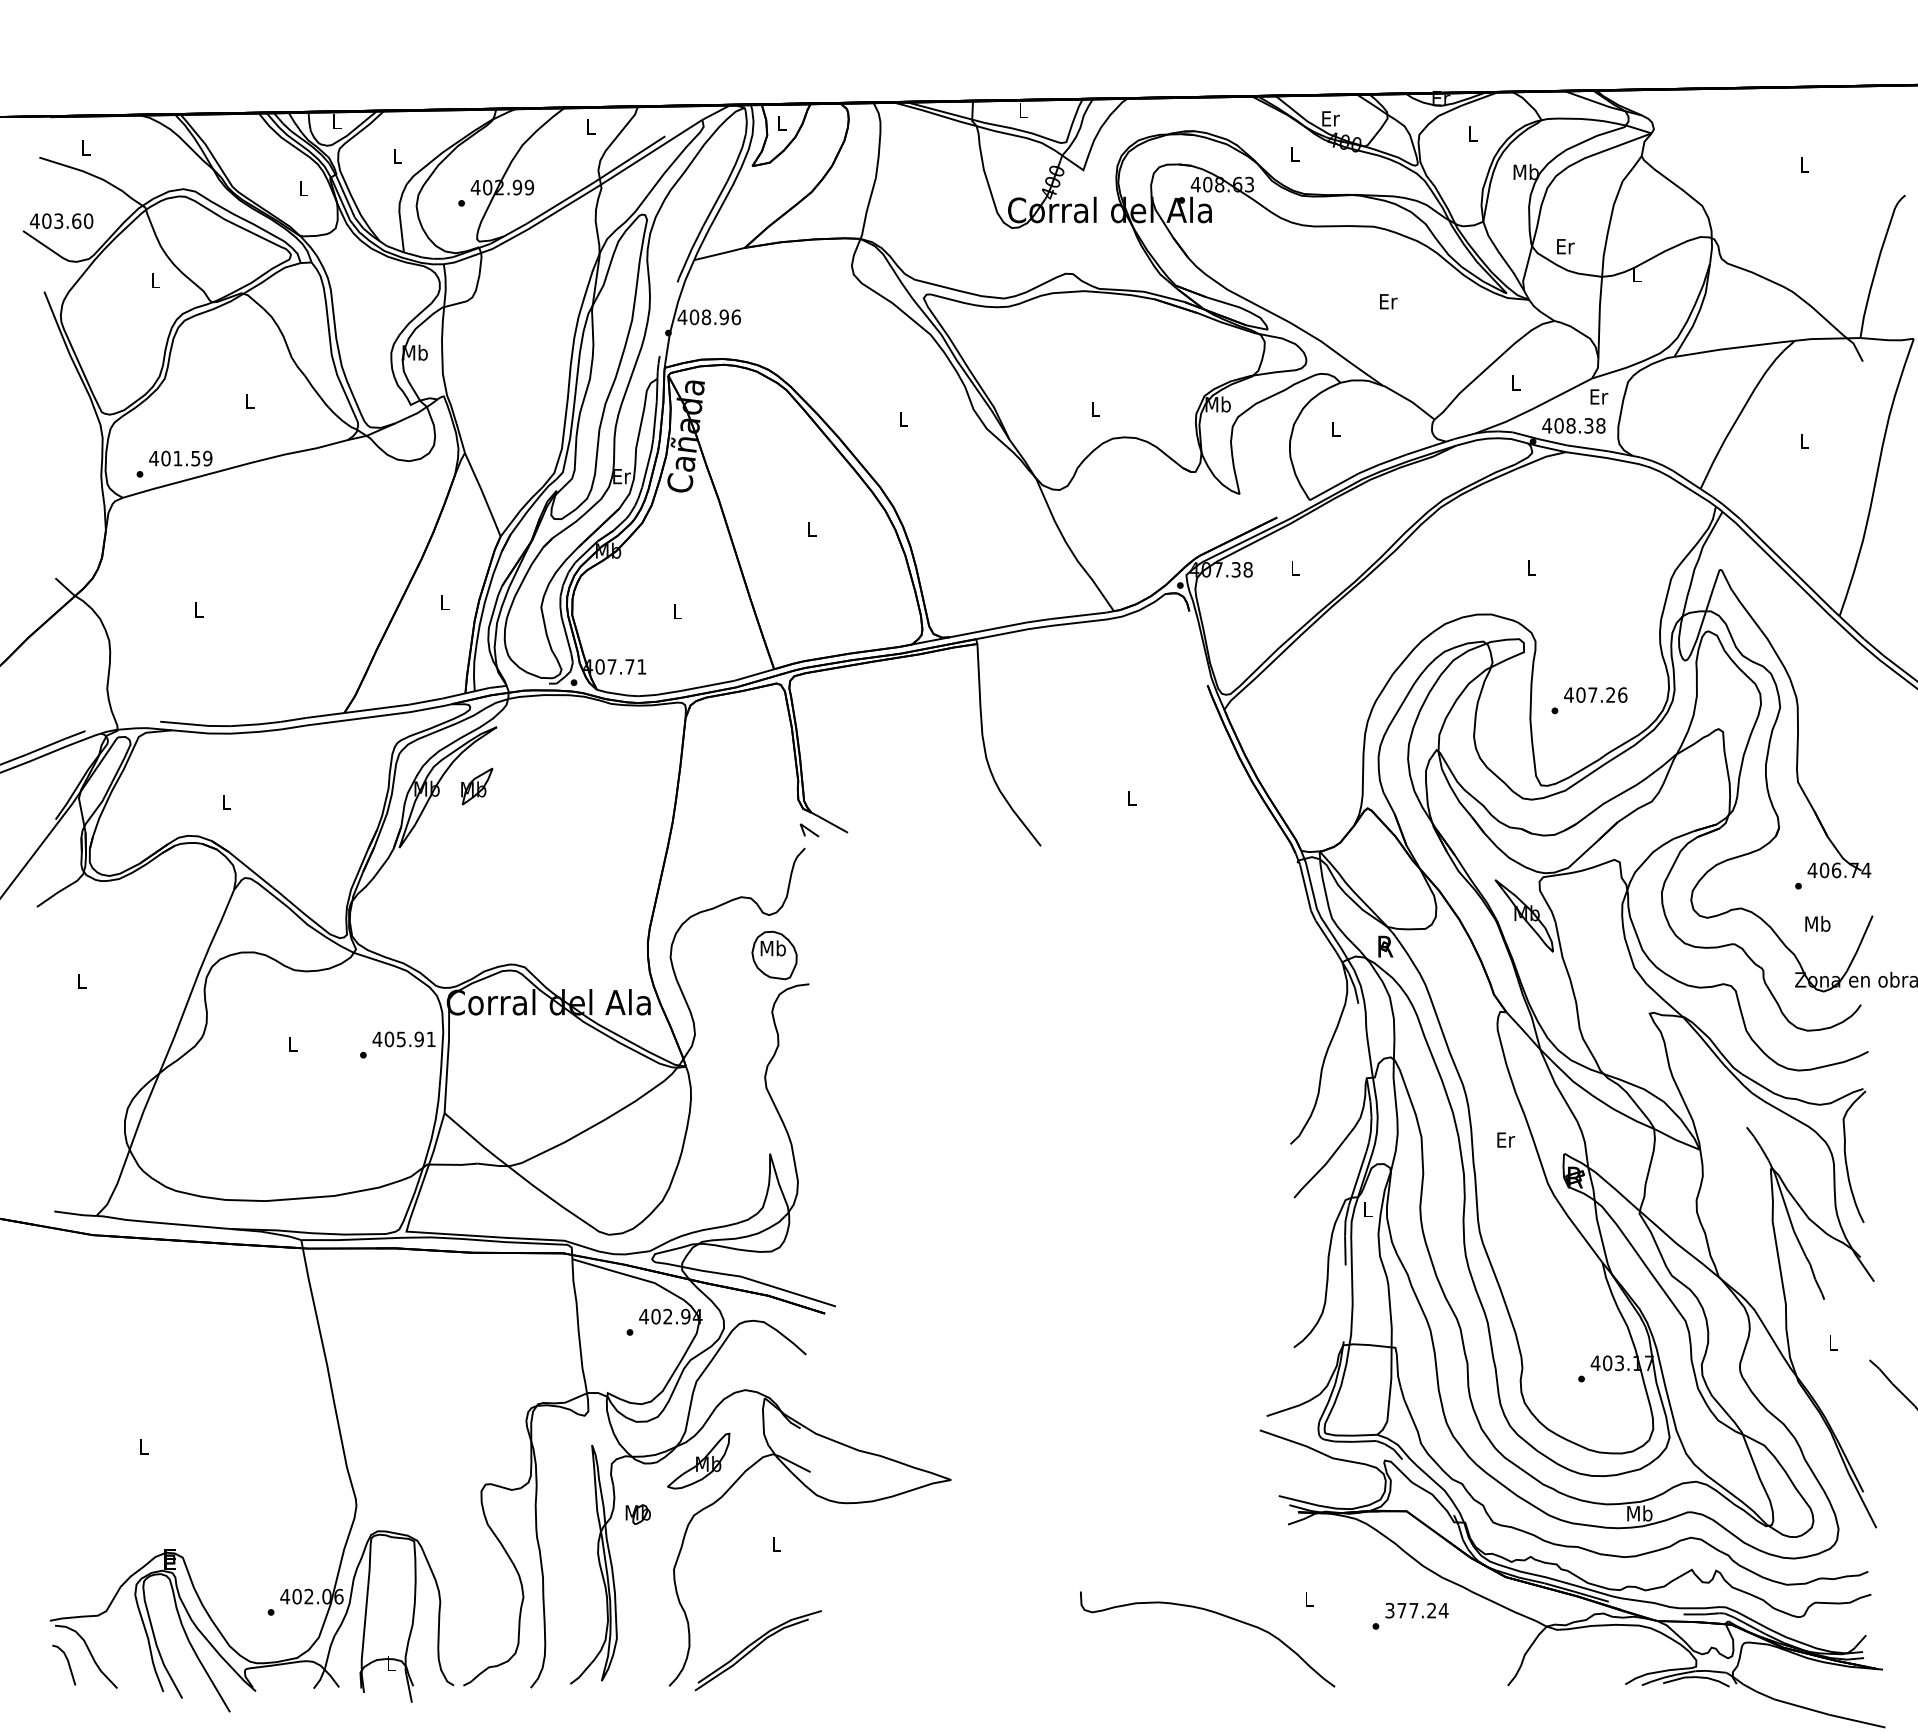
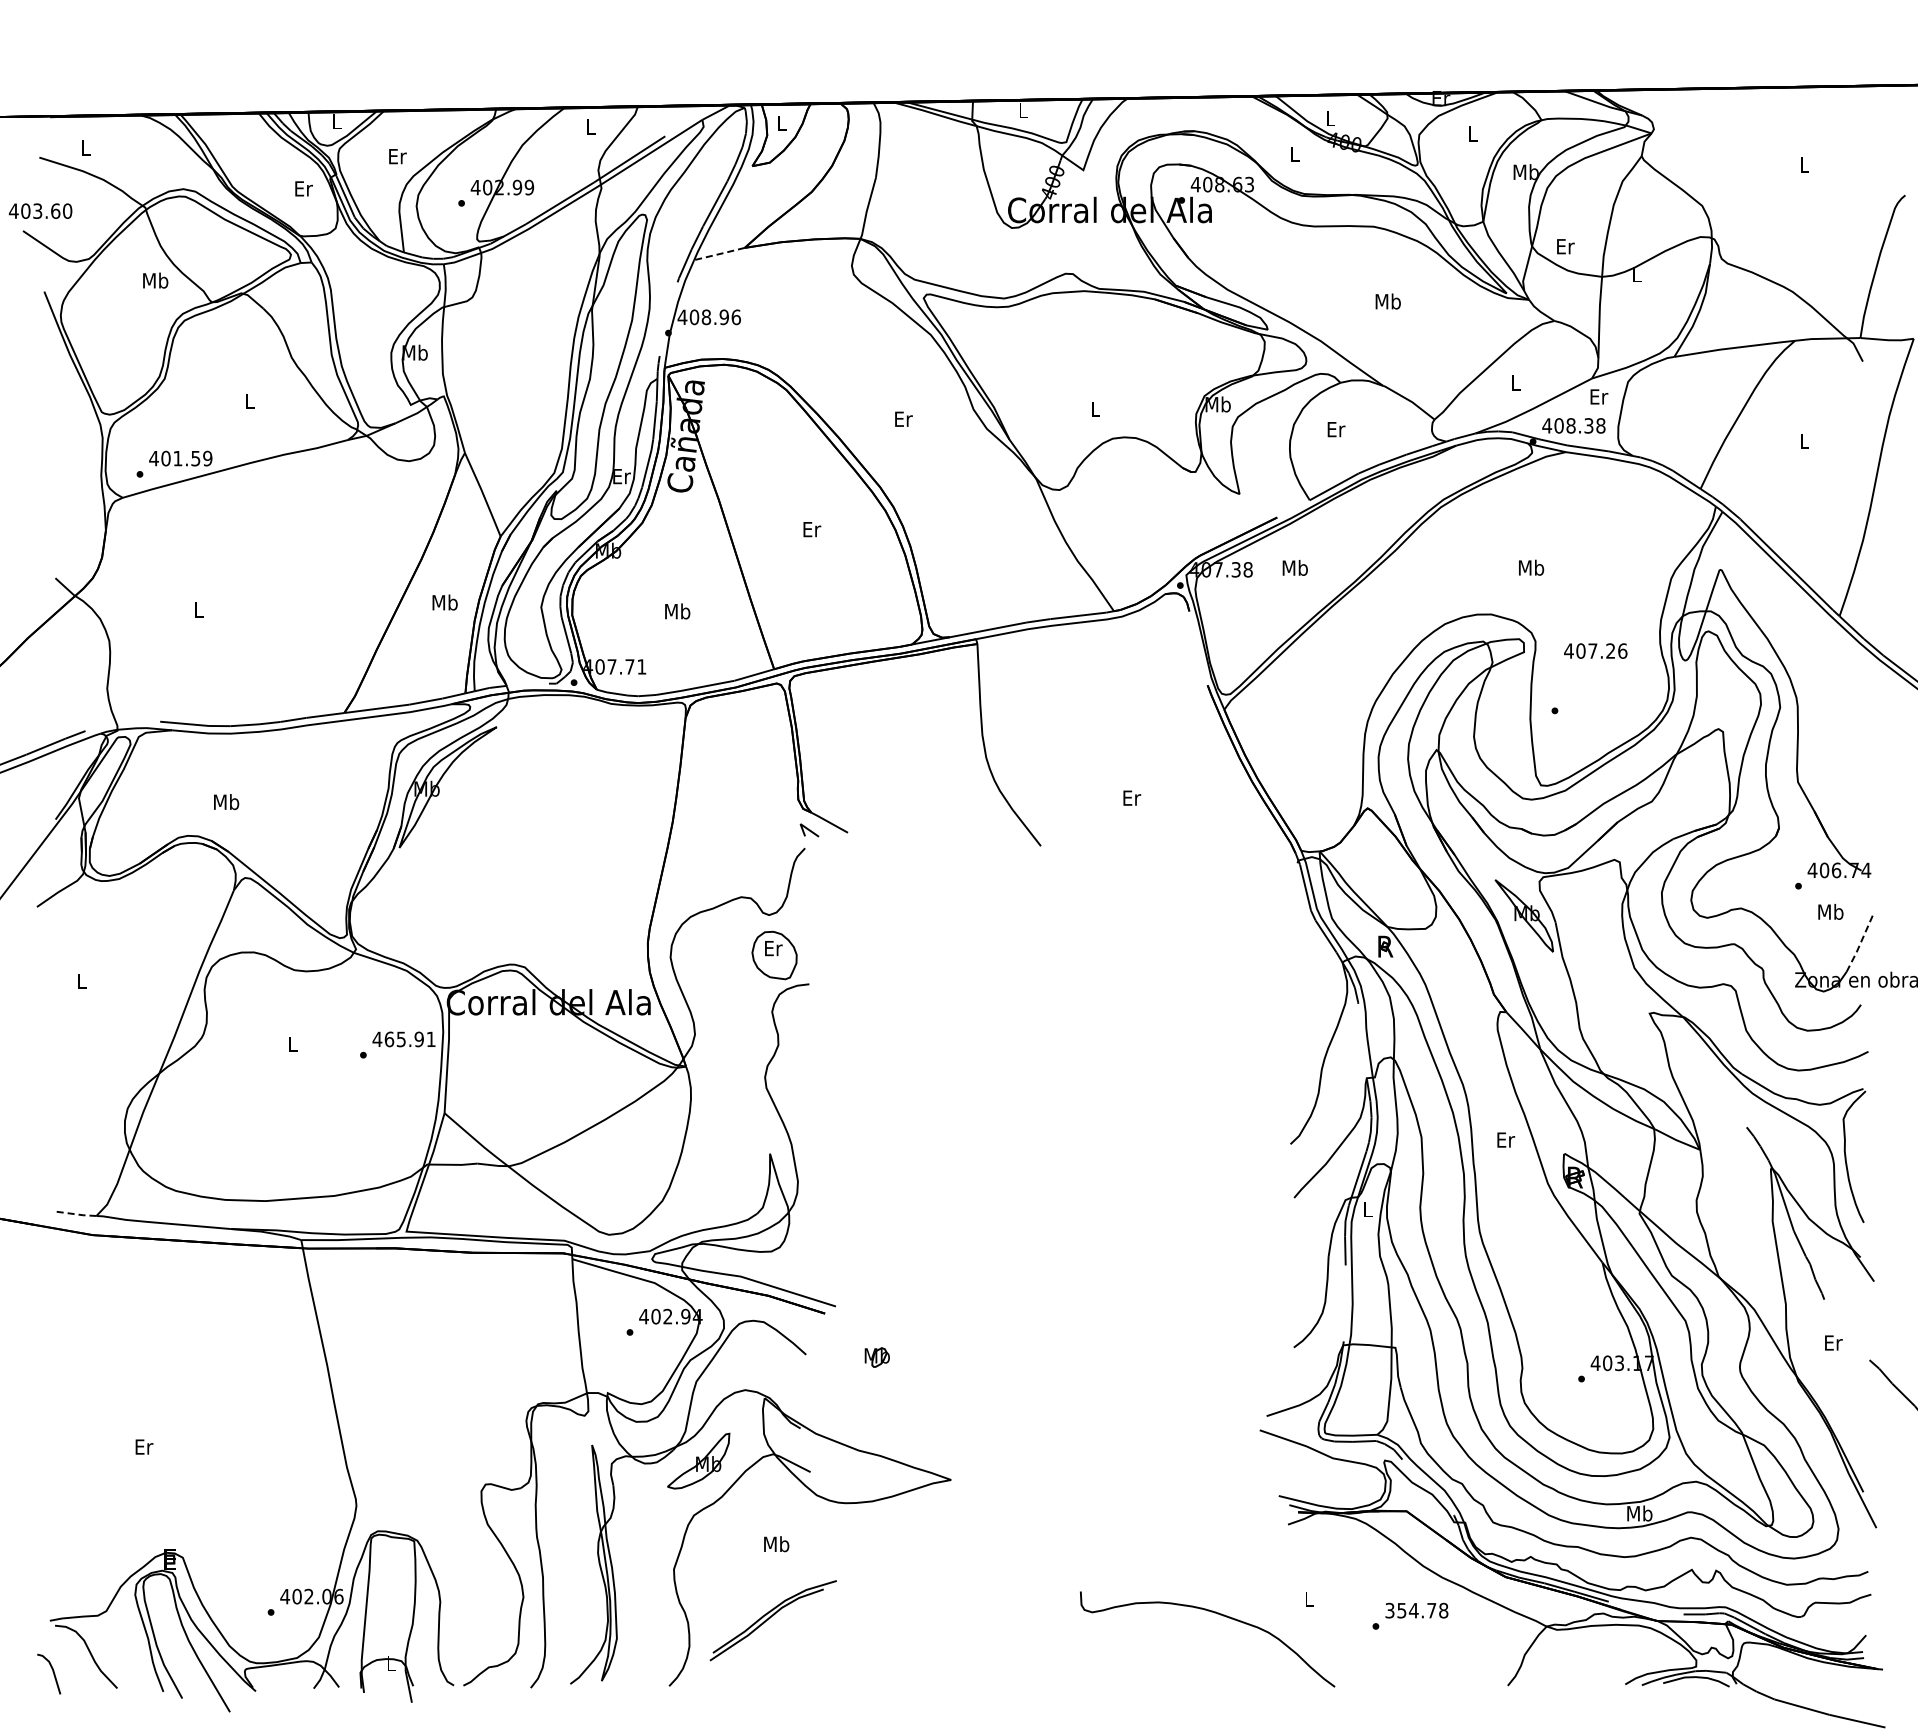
text: Er -> L (1330, 118)
text: L -> Er (397, 156)
text: L -> Er (303, 188)
text position: (61, 220) -> (40, 210) (40, 210)
line: solid -> dashed (720, 253)
text: L -> Mb (155, 280)
text: Er -> Mb (1387, 301)
text: L -> Er (903, 418)
text: L -> Er (1336, 429)
text: L -> Er (812, 529)
text: L -> Mb (1294, 567)
text: L -> Mb (1531, 567)
text: L -> Mb (444, 602)
text: L -> Mb (677, 611)
text position: (1595, 694) -> (1595, 650) (1595, 650)
part: present -> none (477, 786)
text: L -> Er (1132, 797)
text: L -> Mb (226, 802)
text position: (1817, 923) -> (1830, 911) (1830, 911)
line: solid -> dashed (1859, 944)
text: Mb -> Er (772, 948)
text: 405.91 -> 465.91 (389, 1038)
line: solid -> dashed (75, 1214)
text: L -> Er (1833, 1342)
text: L -> Er (144, 1446)
part position: (637, 1514) -> (876, 1357) (876, 1357)
text: L -> Mb (776, 1544)
text: 377.24 -> 354.78 (1422, 1610)
part position: (757, 1650) -> (772, 1620) (772, 1620)
line position: (67, 1663) -> (52, 1672) (52, 1672)
